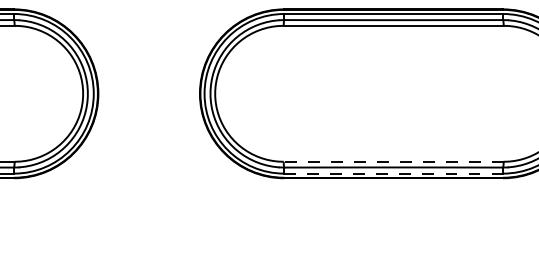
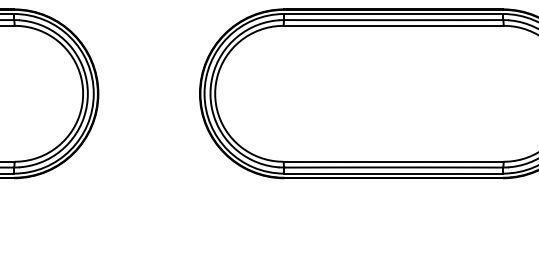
line: dashed -> solid (393, 161)
line: dashed -> solid (394, 173)
